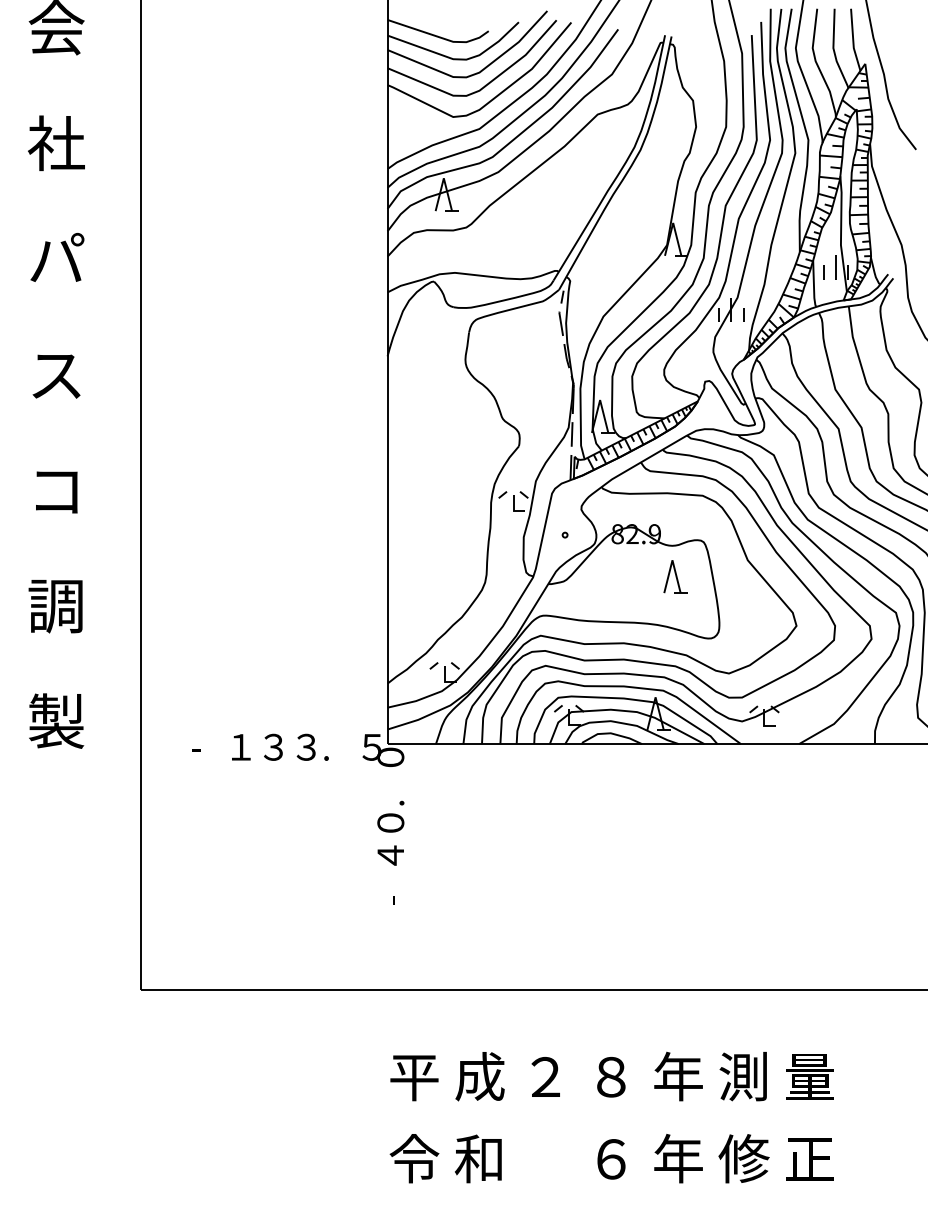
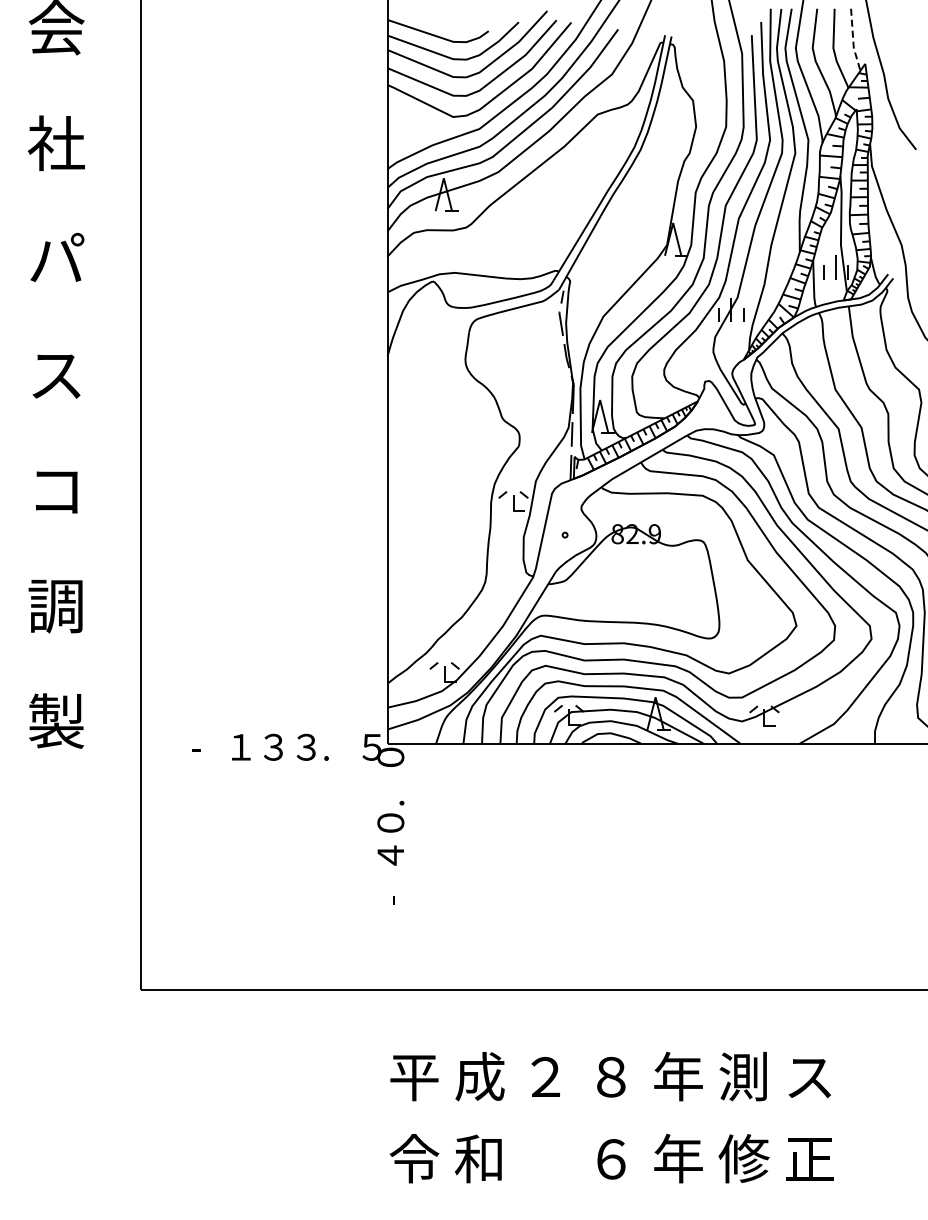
line: solid -> dashed (853, 41)
part: present -> none (675, 576)
text: 量 -> ス (809, 1076)
